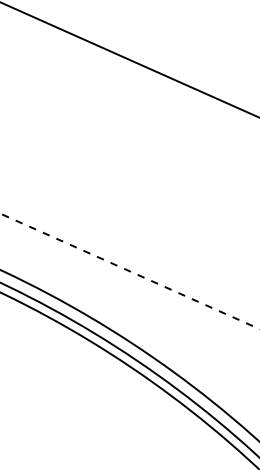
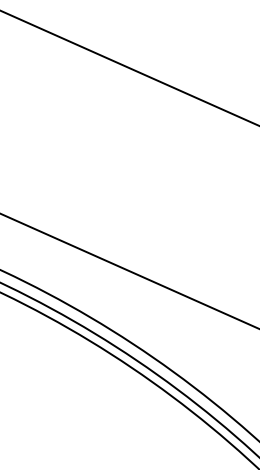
line position: (129, 59) -> (129, 67) (129, 67)
line: dashed -> solid (130, 271)
